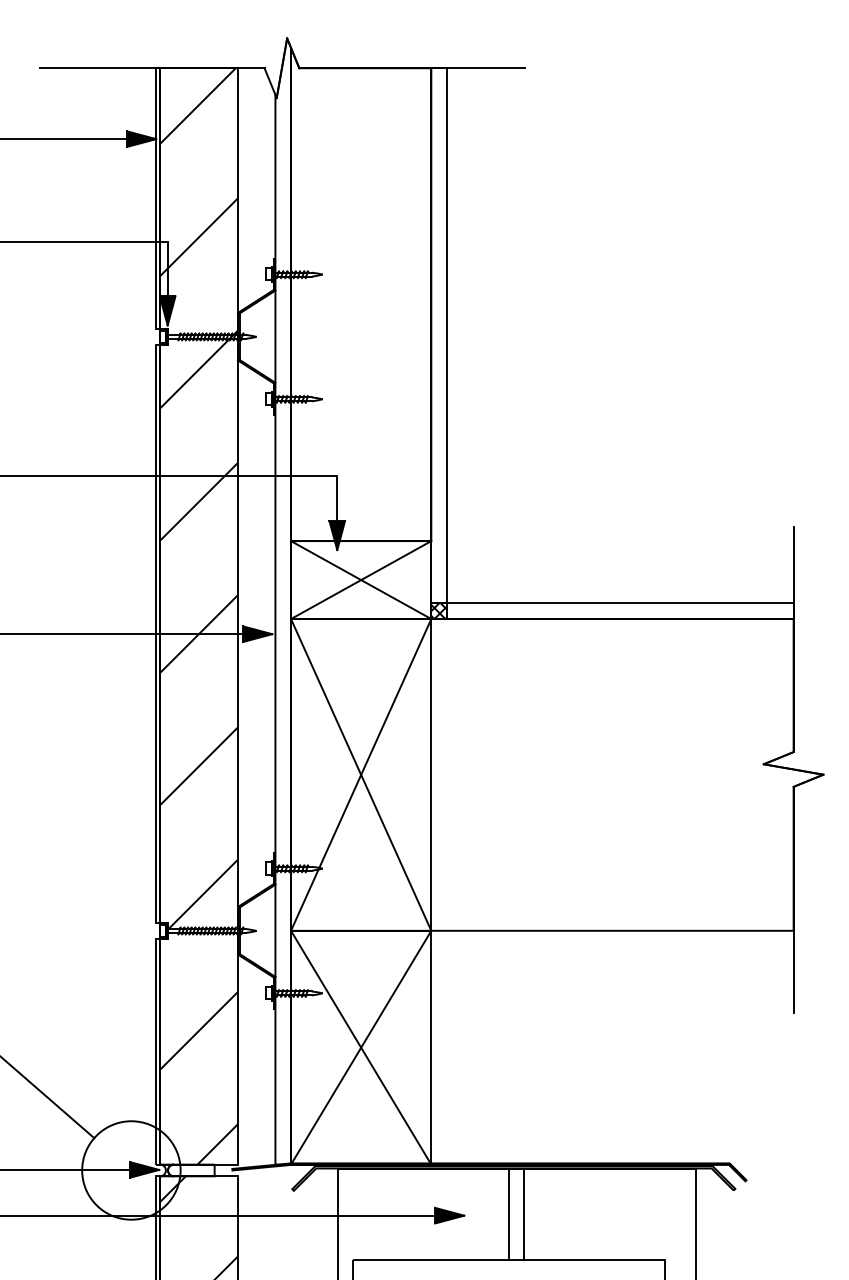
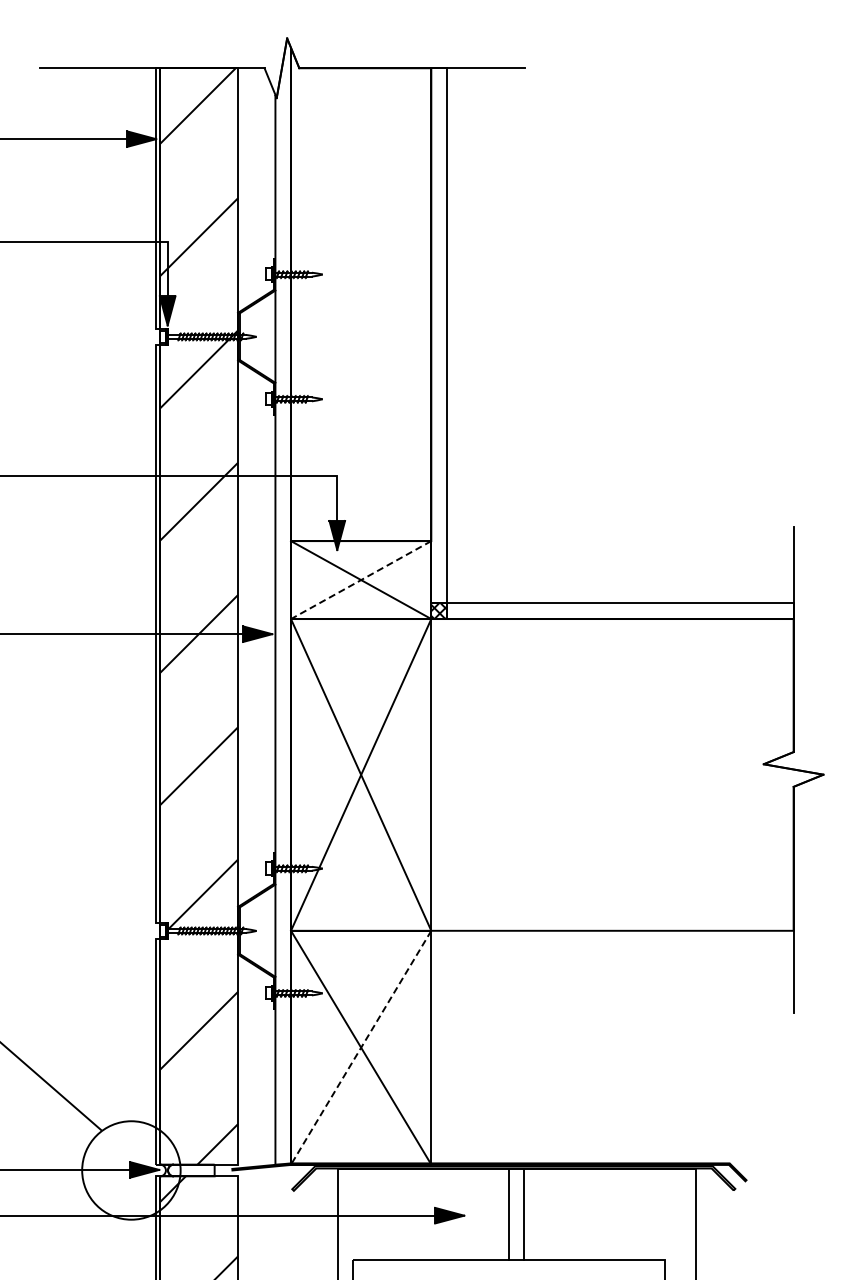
line: solid -> dashed (360, 580)
line: solid -> dashed (360, 1048)
line position: (48, 1097) -> (51, 1086) (51, 1086)
